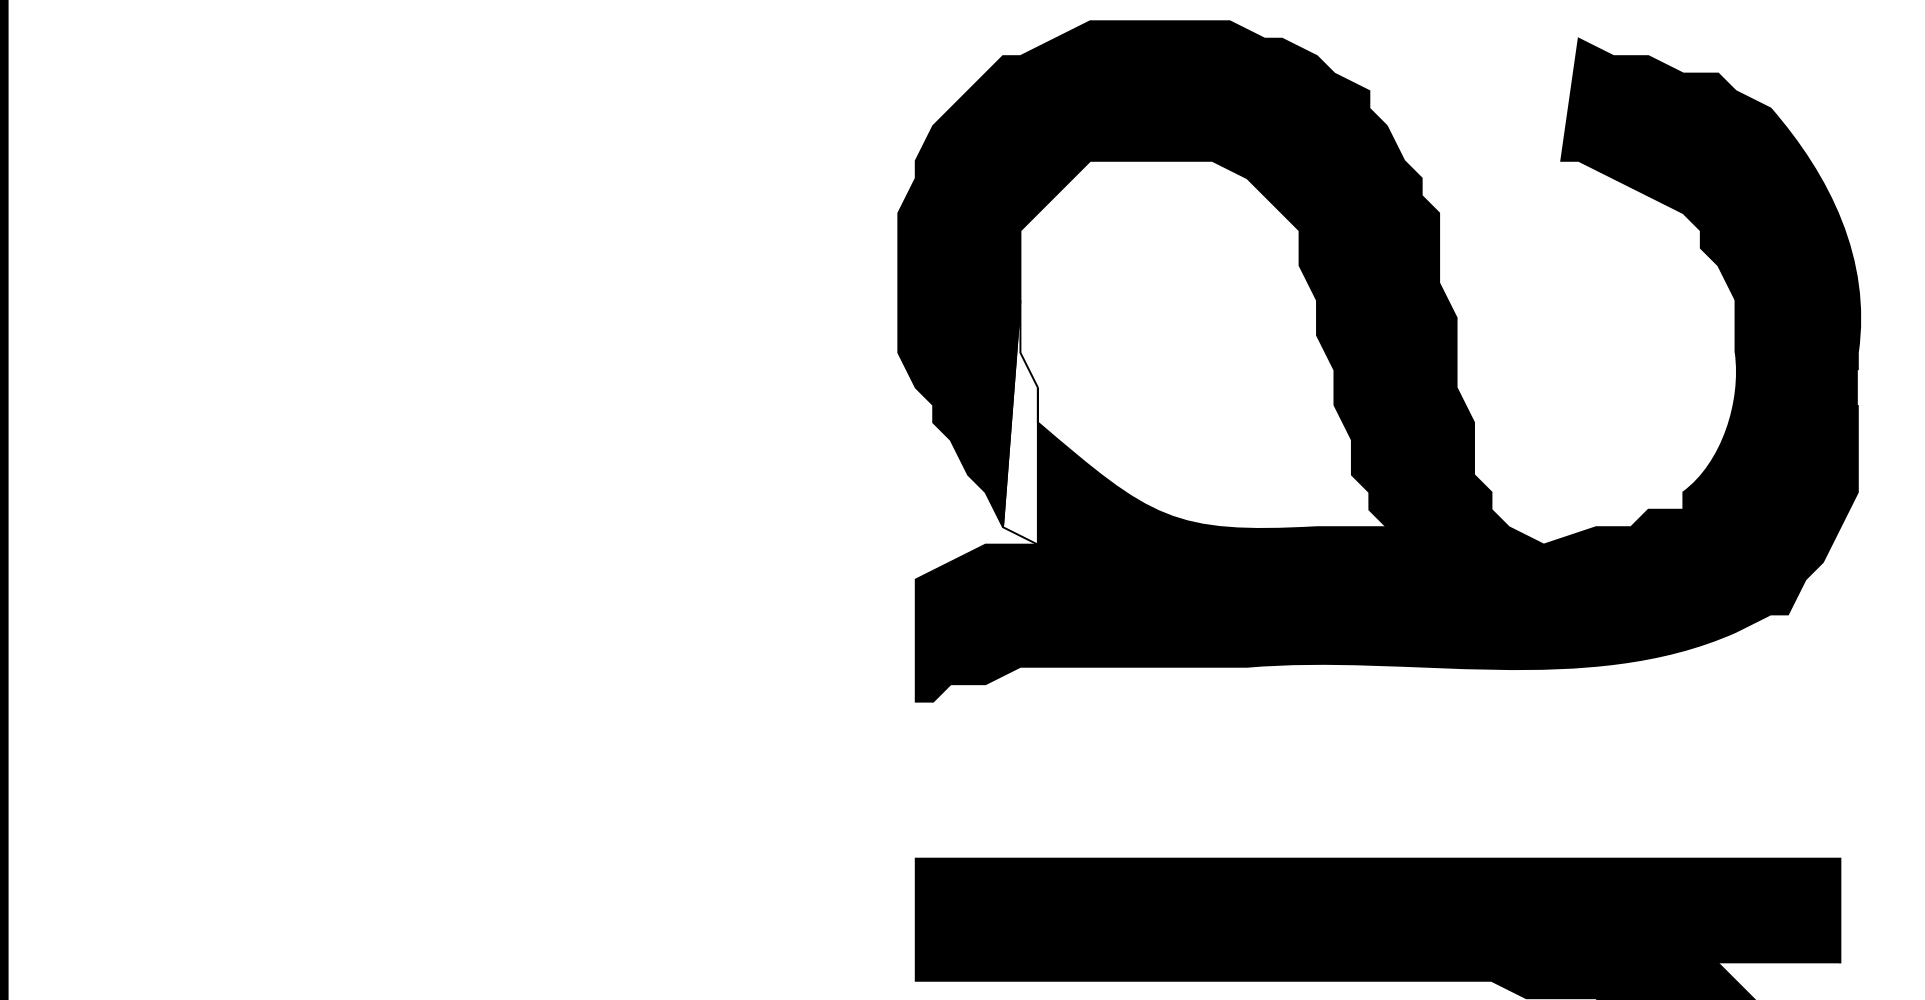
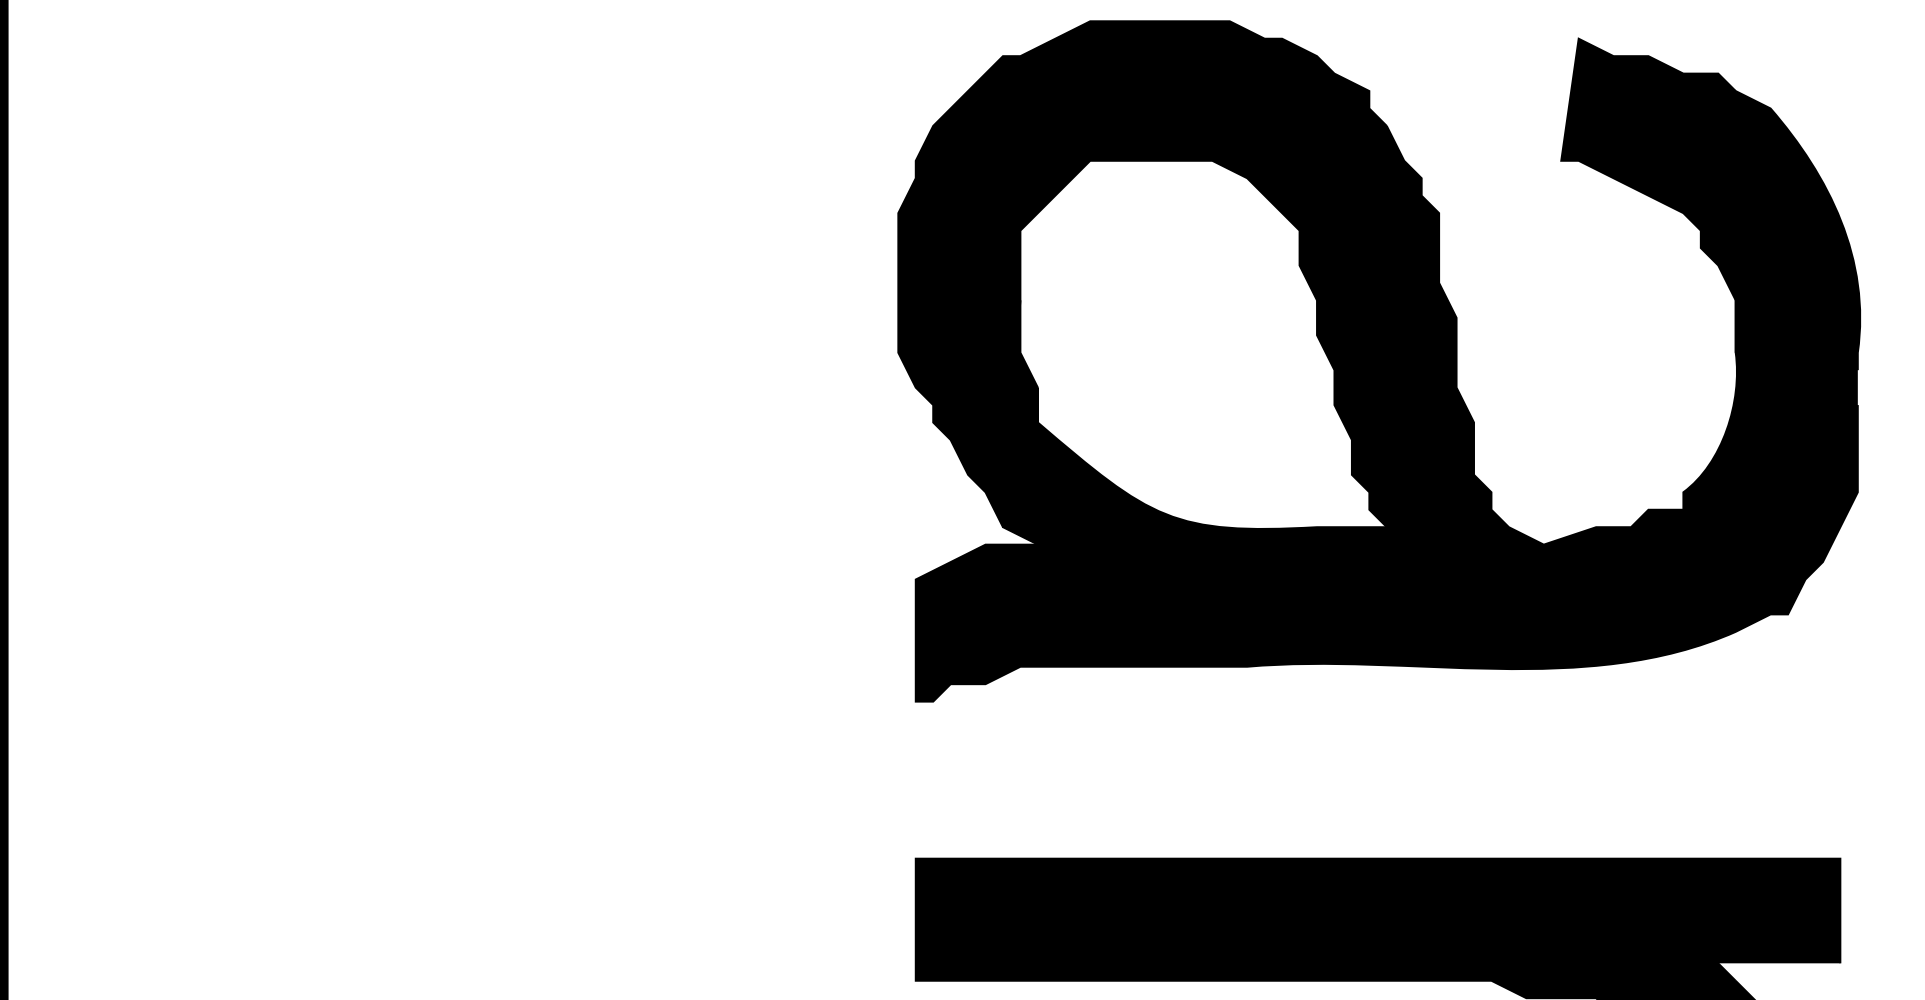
fill: none -> present (1019, 422)
